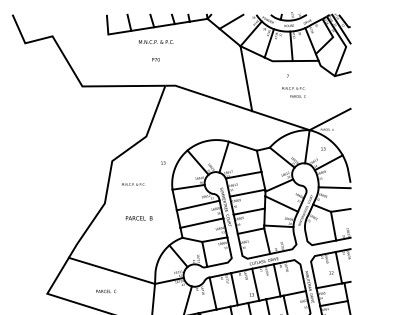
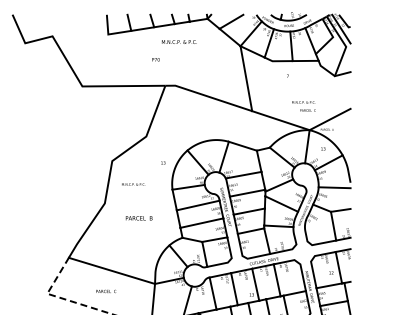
text position: (156, 41) -> (179, 41) (179, 41)
text position: (293, 92) -> (303, 106) (303, 106)
line: solid -> dashed (59, 297)
